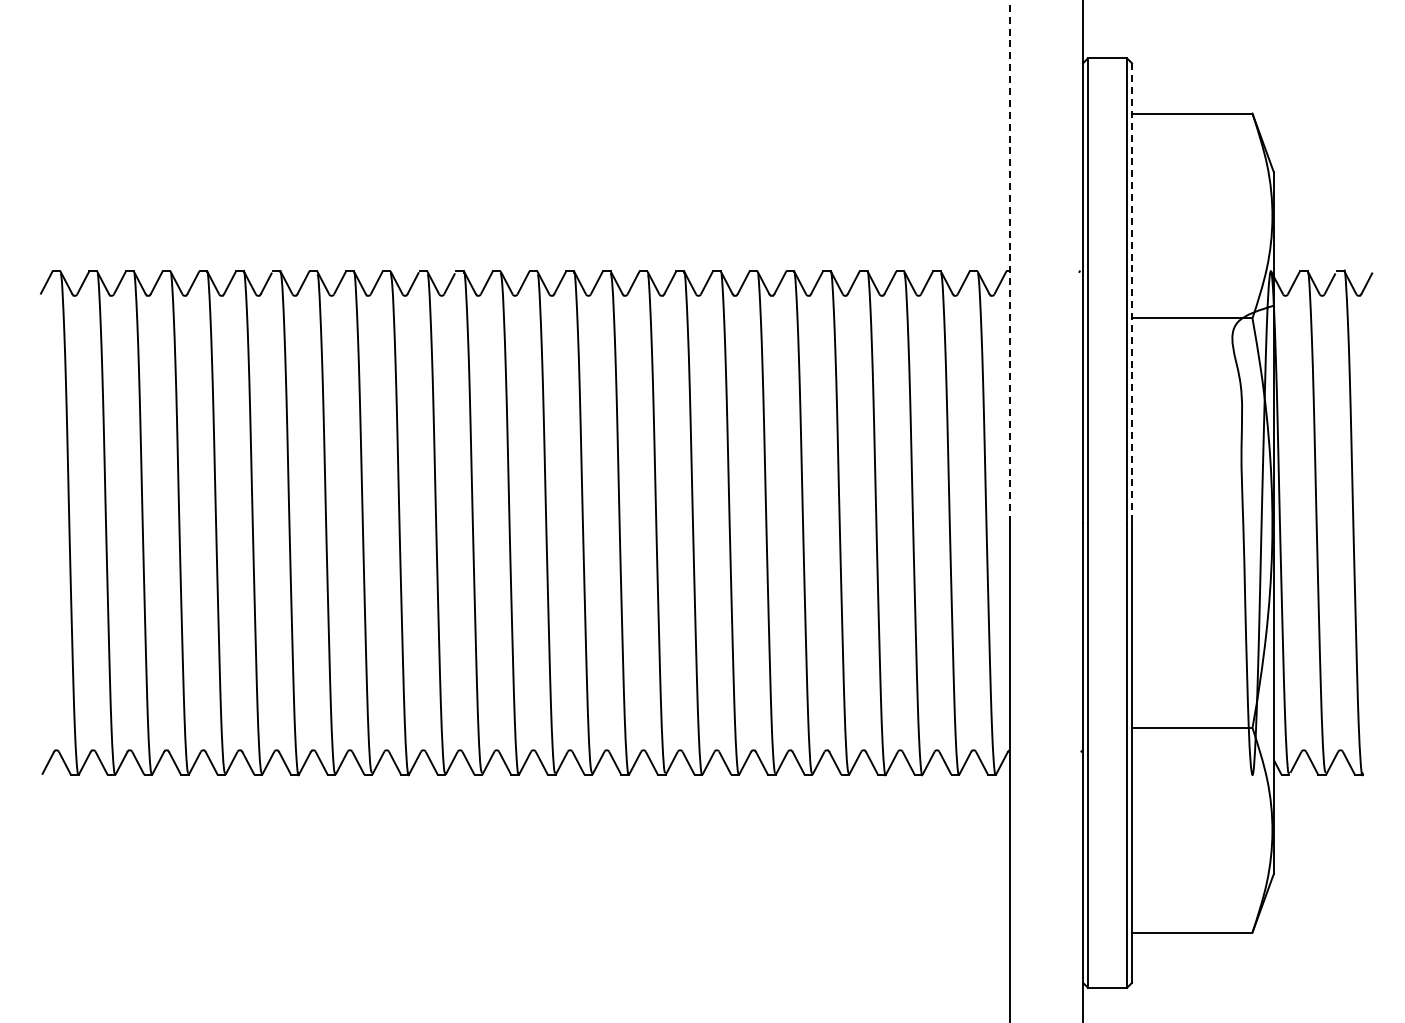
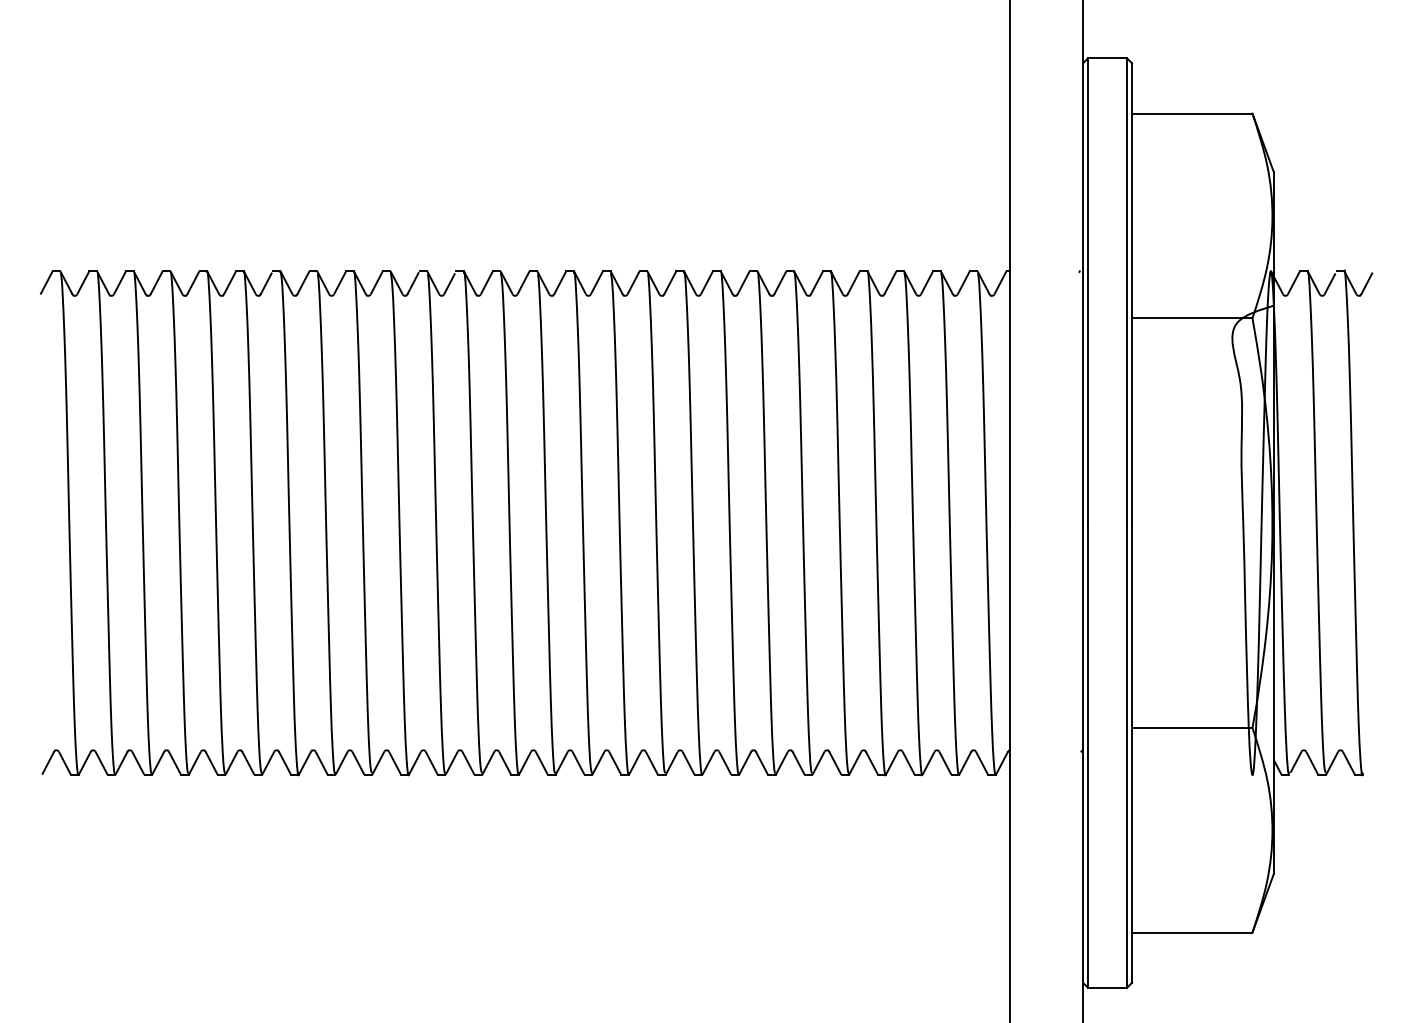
line: dashed -> solid (1009, 261)
line: dashed -> solid (1132, 293)
